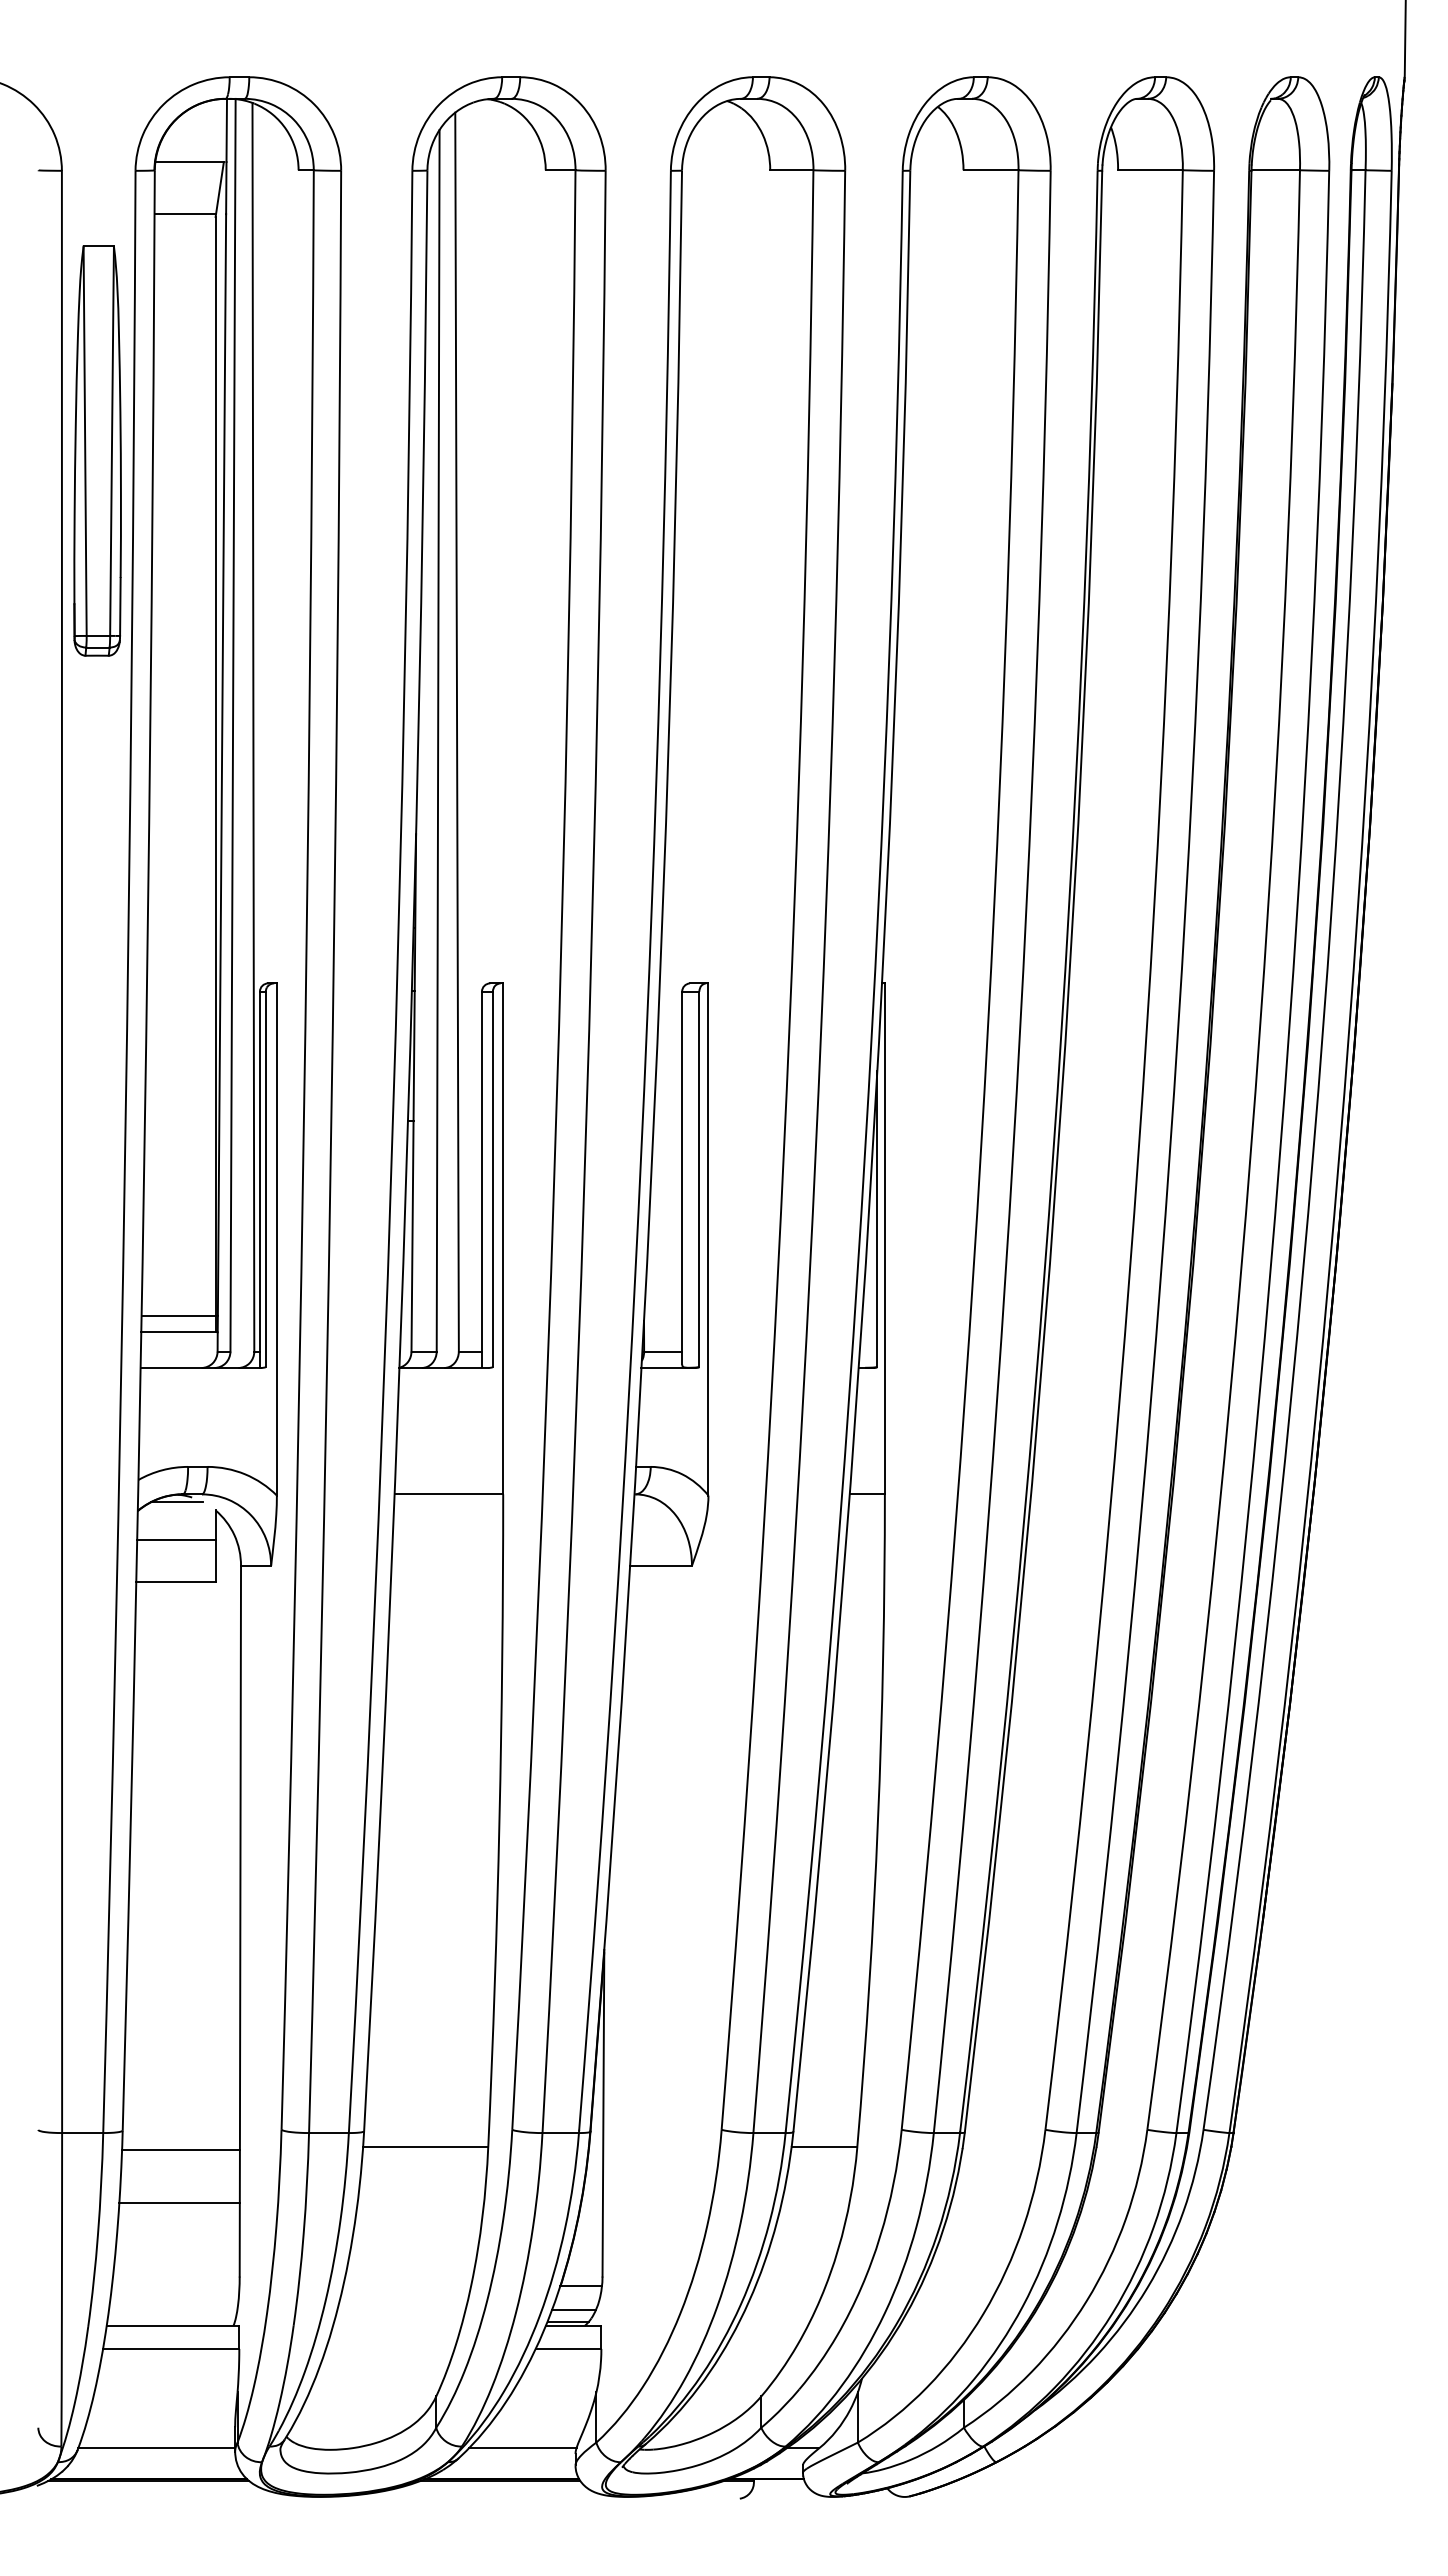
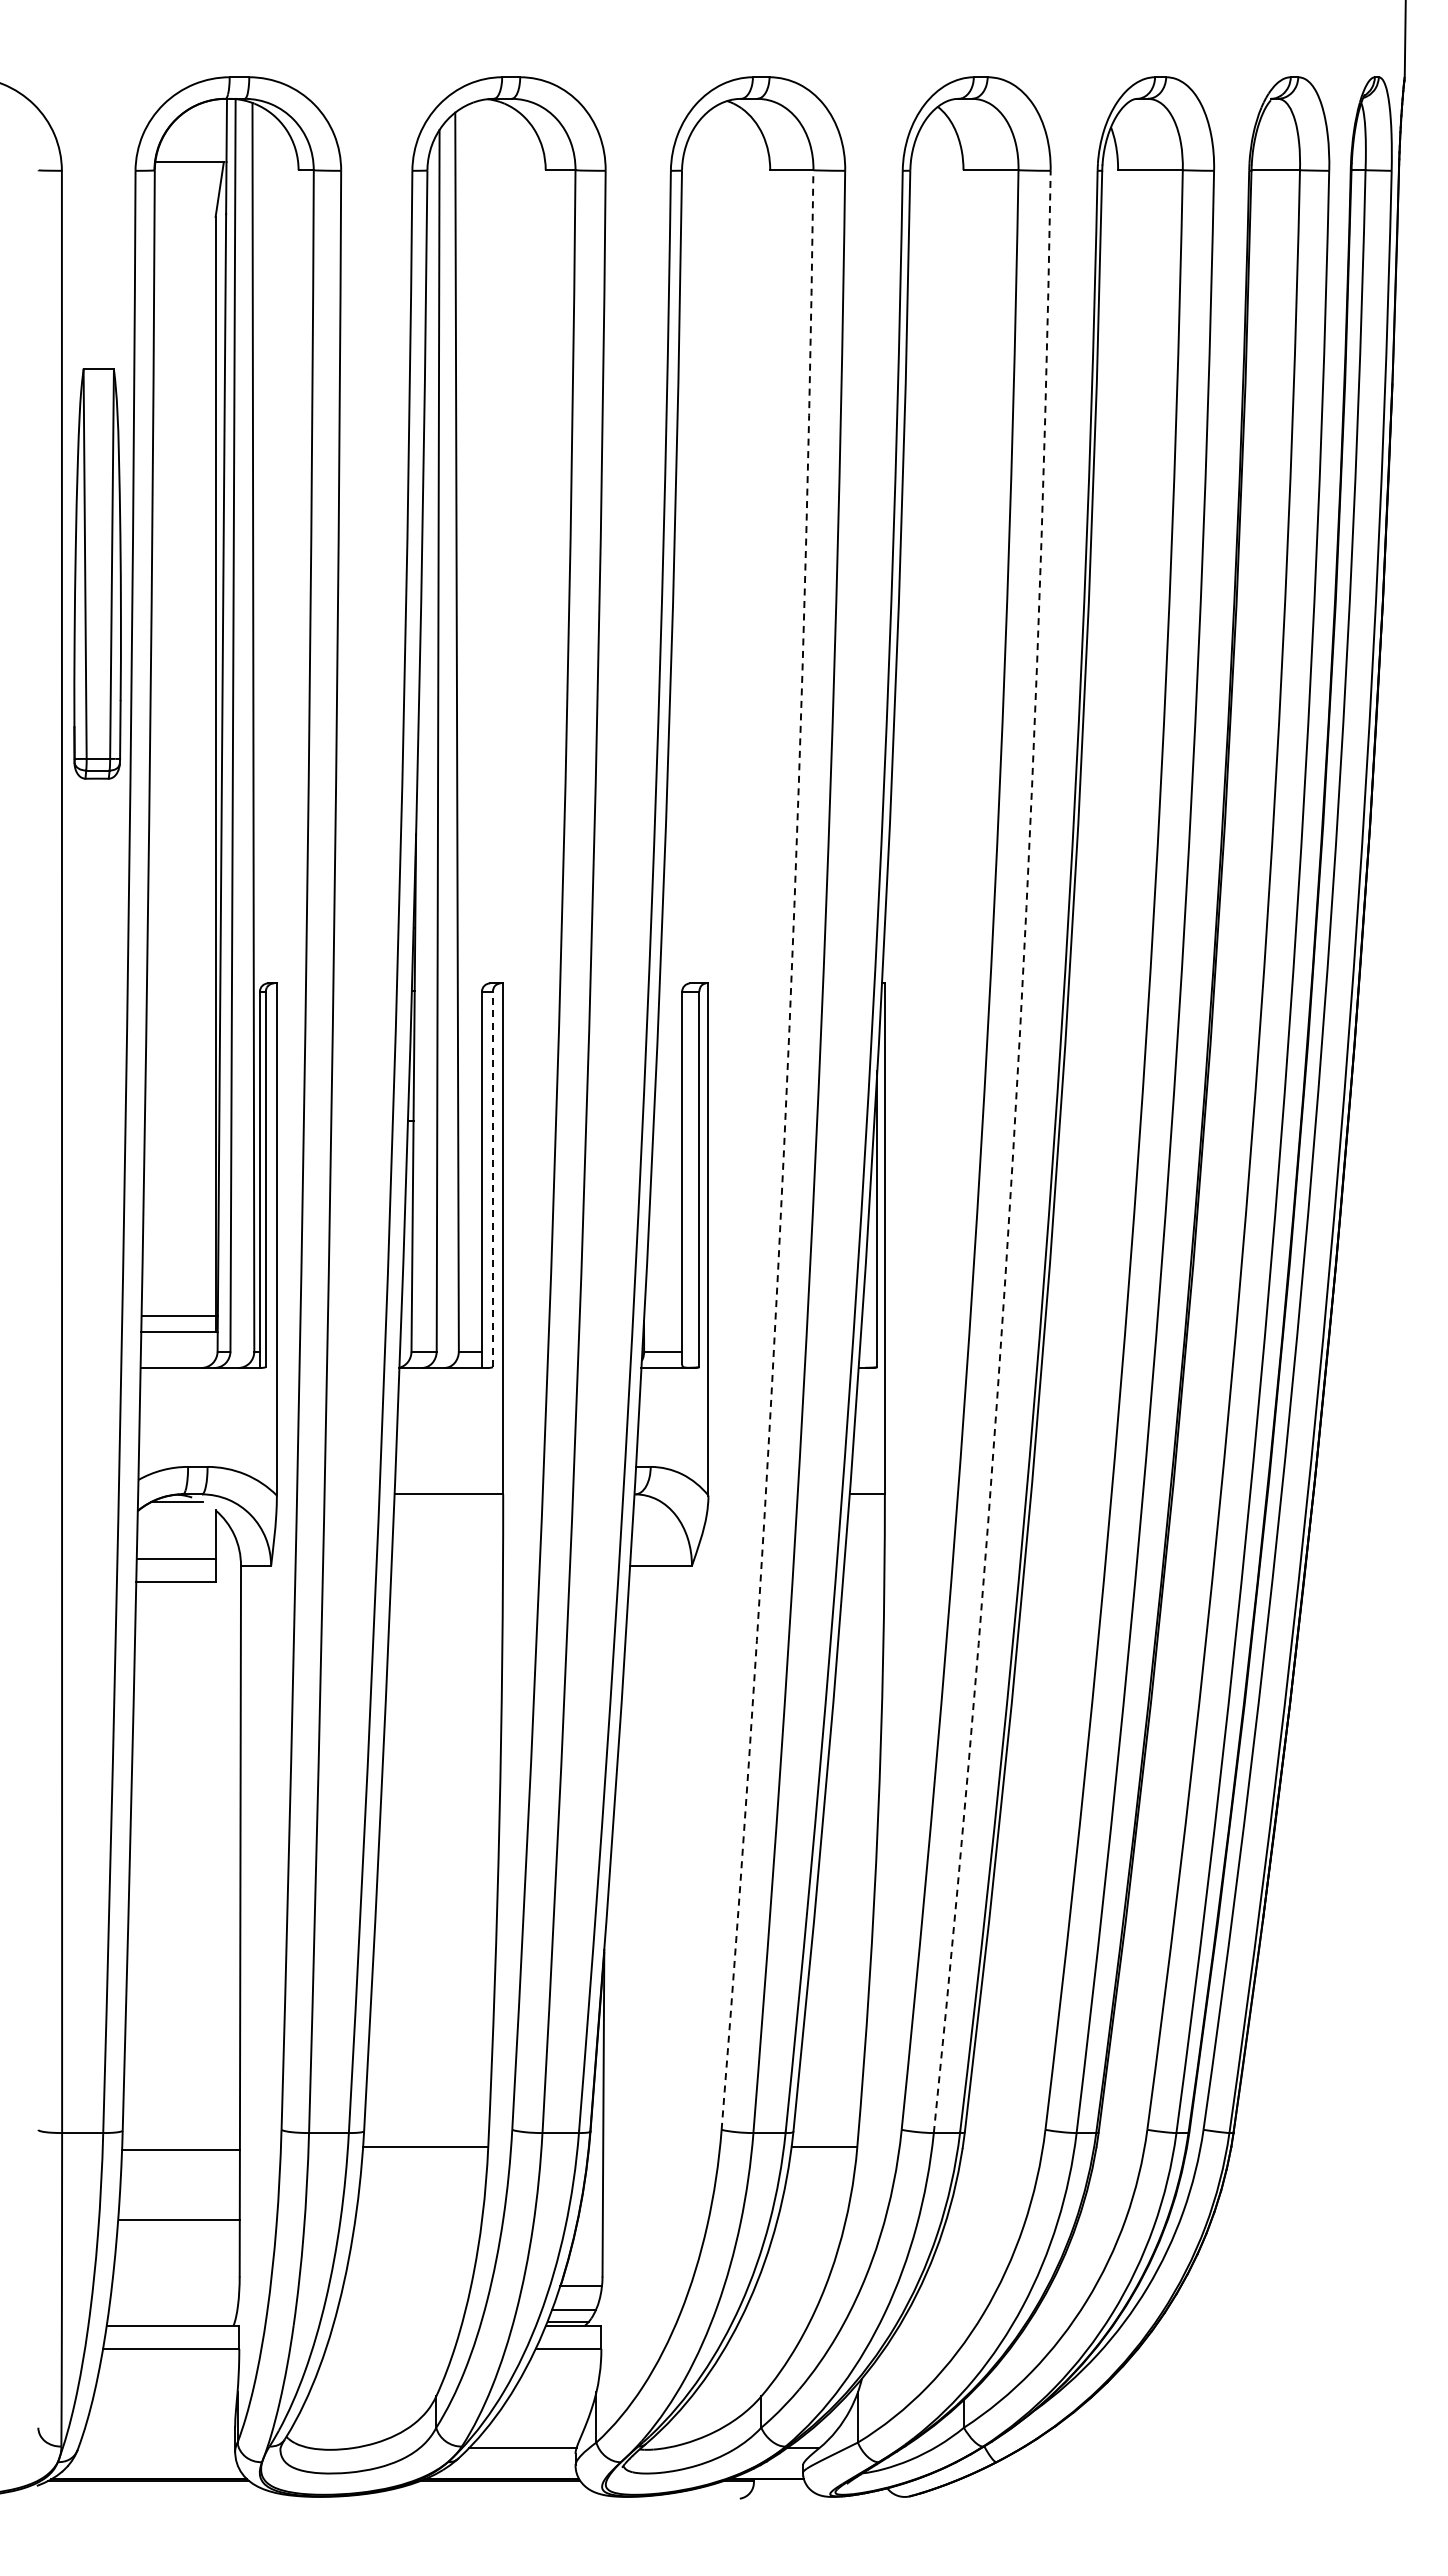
line: present -> none (185, 214)
part position: (97, 450) -> (97, 573) (97, 573)
arc: solid -> dashed (783, 1150)
arc: solid -> dashed (1013, 1153)
line: solid -> dashed (492, 1179)
line position: (176, 1539) -> (176, 1558) (176, 1558)
line position: (179, 2203) -> (179, 2220) (179, 2220)
line: present -> none (156, 2448)
